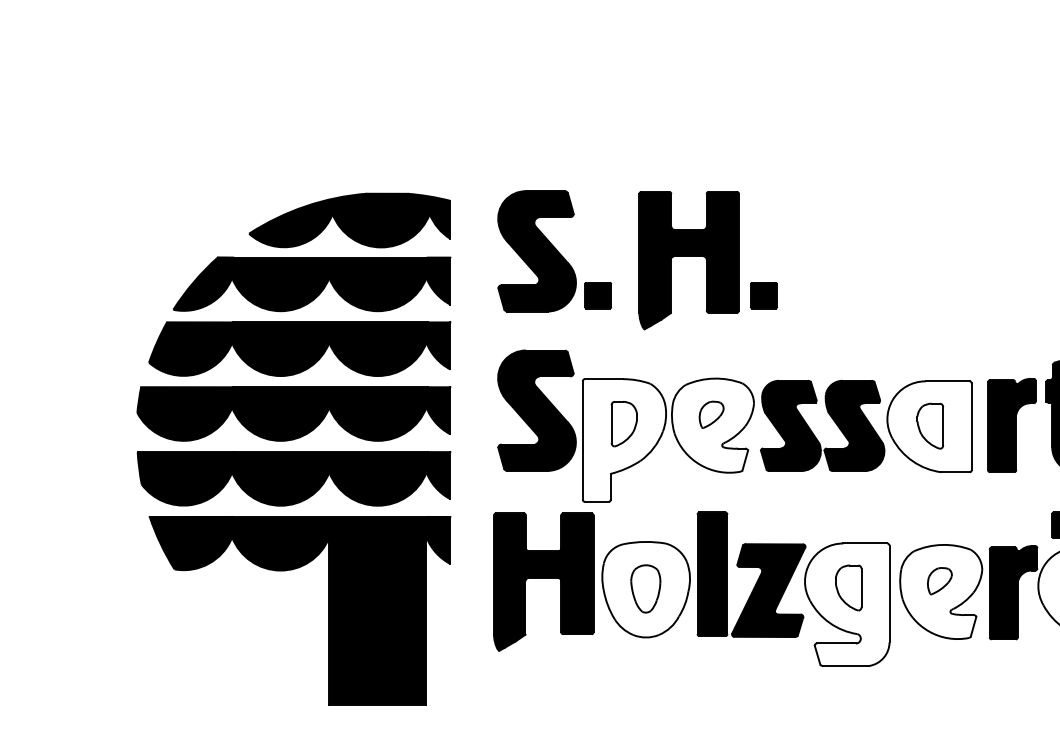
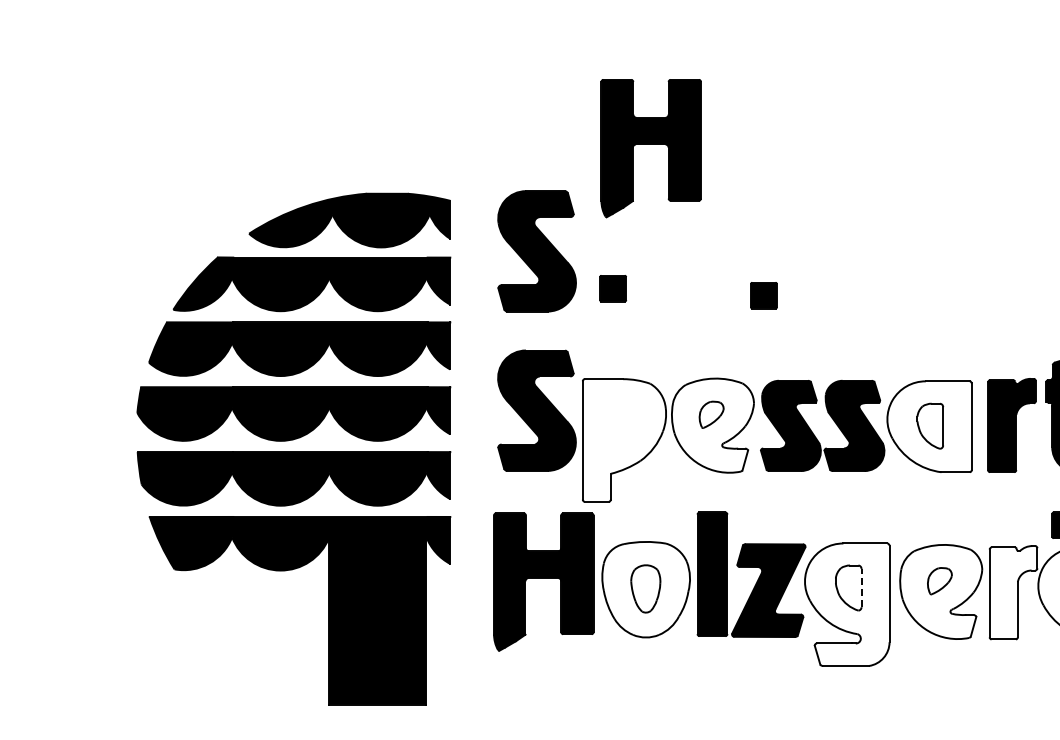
part position: (688, 260) -> (650, 148) (650, 148)
part position: (597, 295) -> (612, 288) (612, 288)
part: present -> none (623, 424)
line: solid -> dashed (861, 587)
fill: present -> none (1013, 592)
